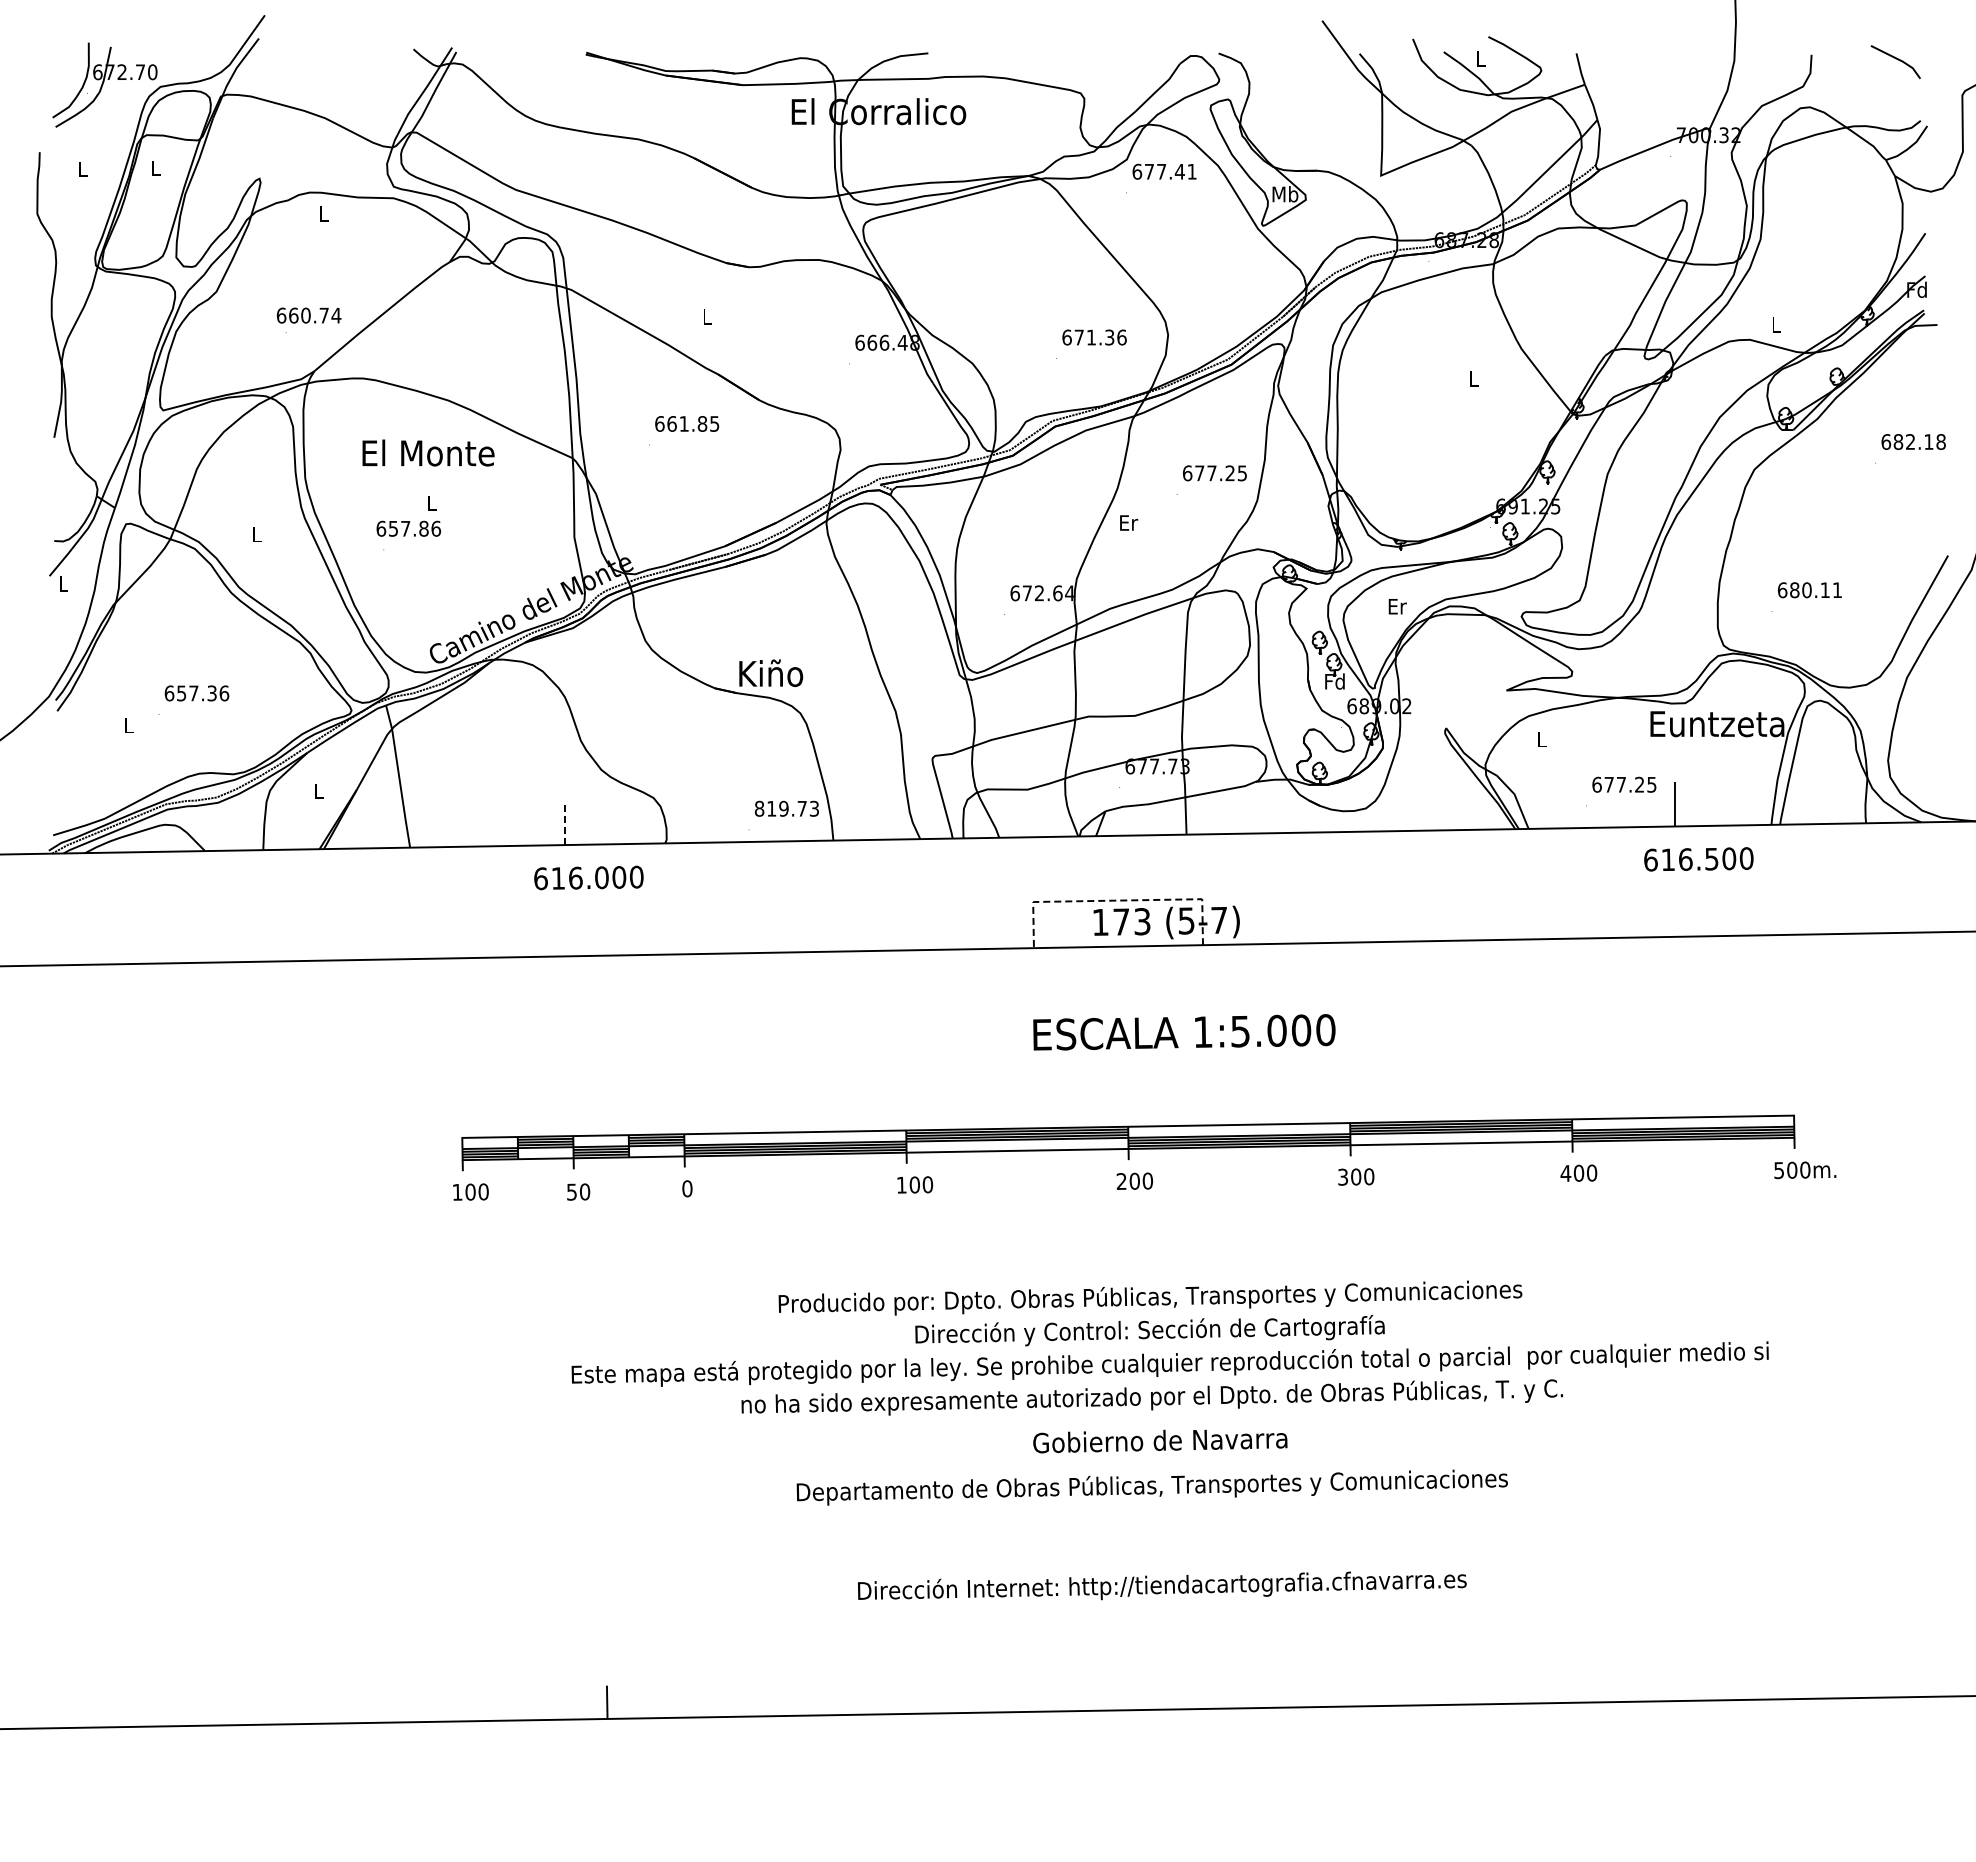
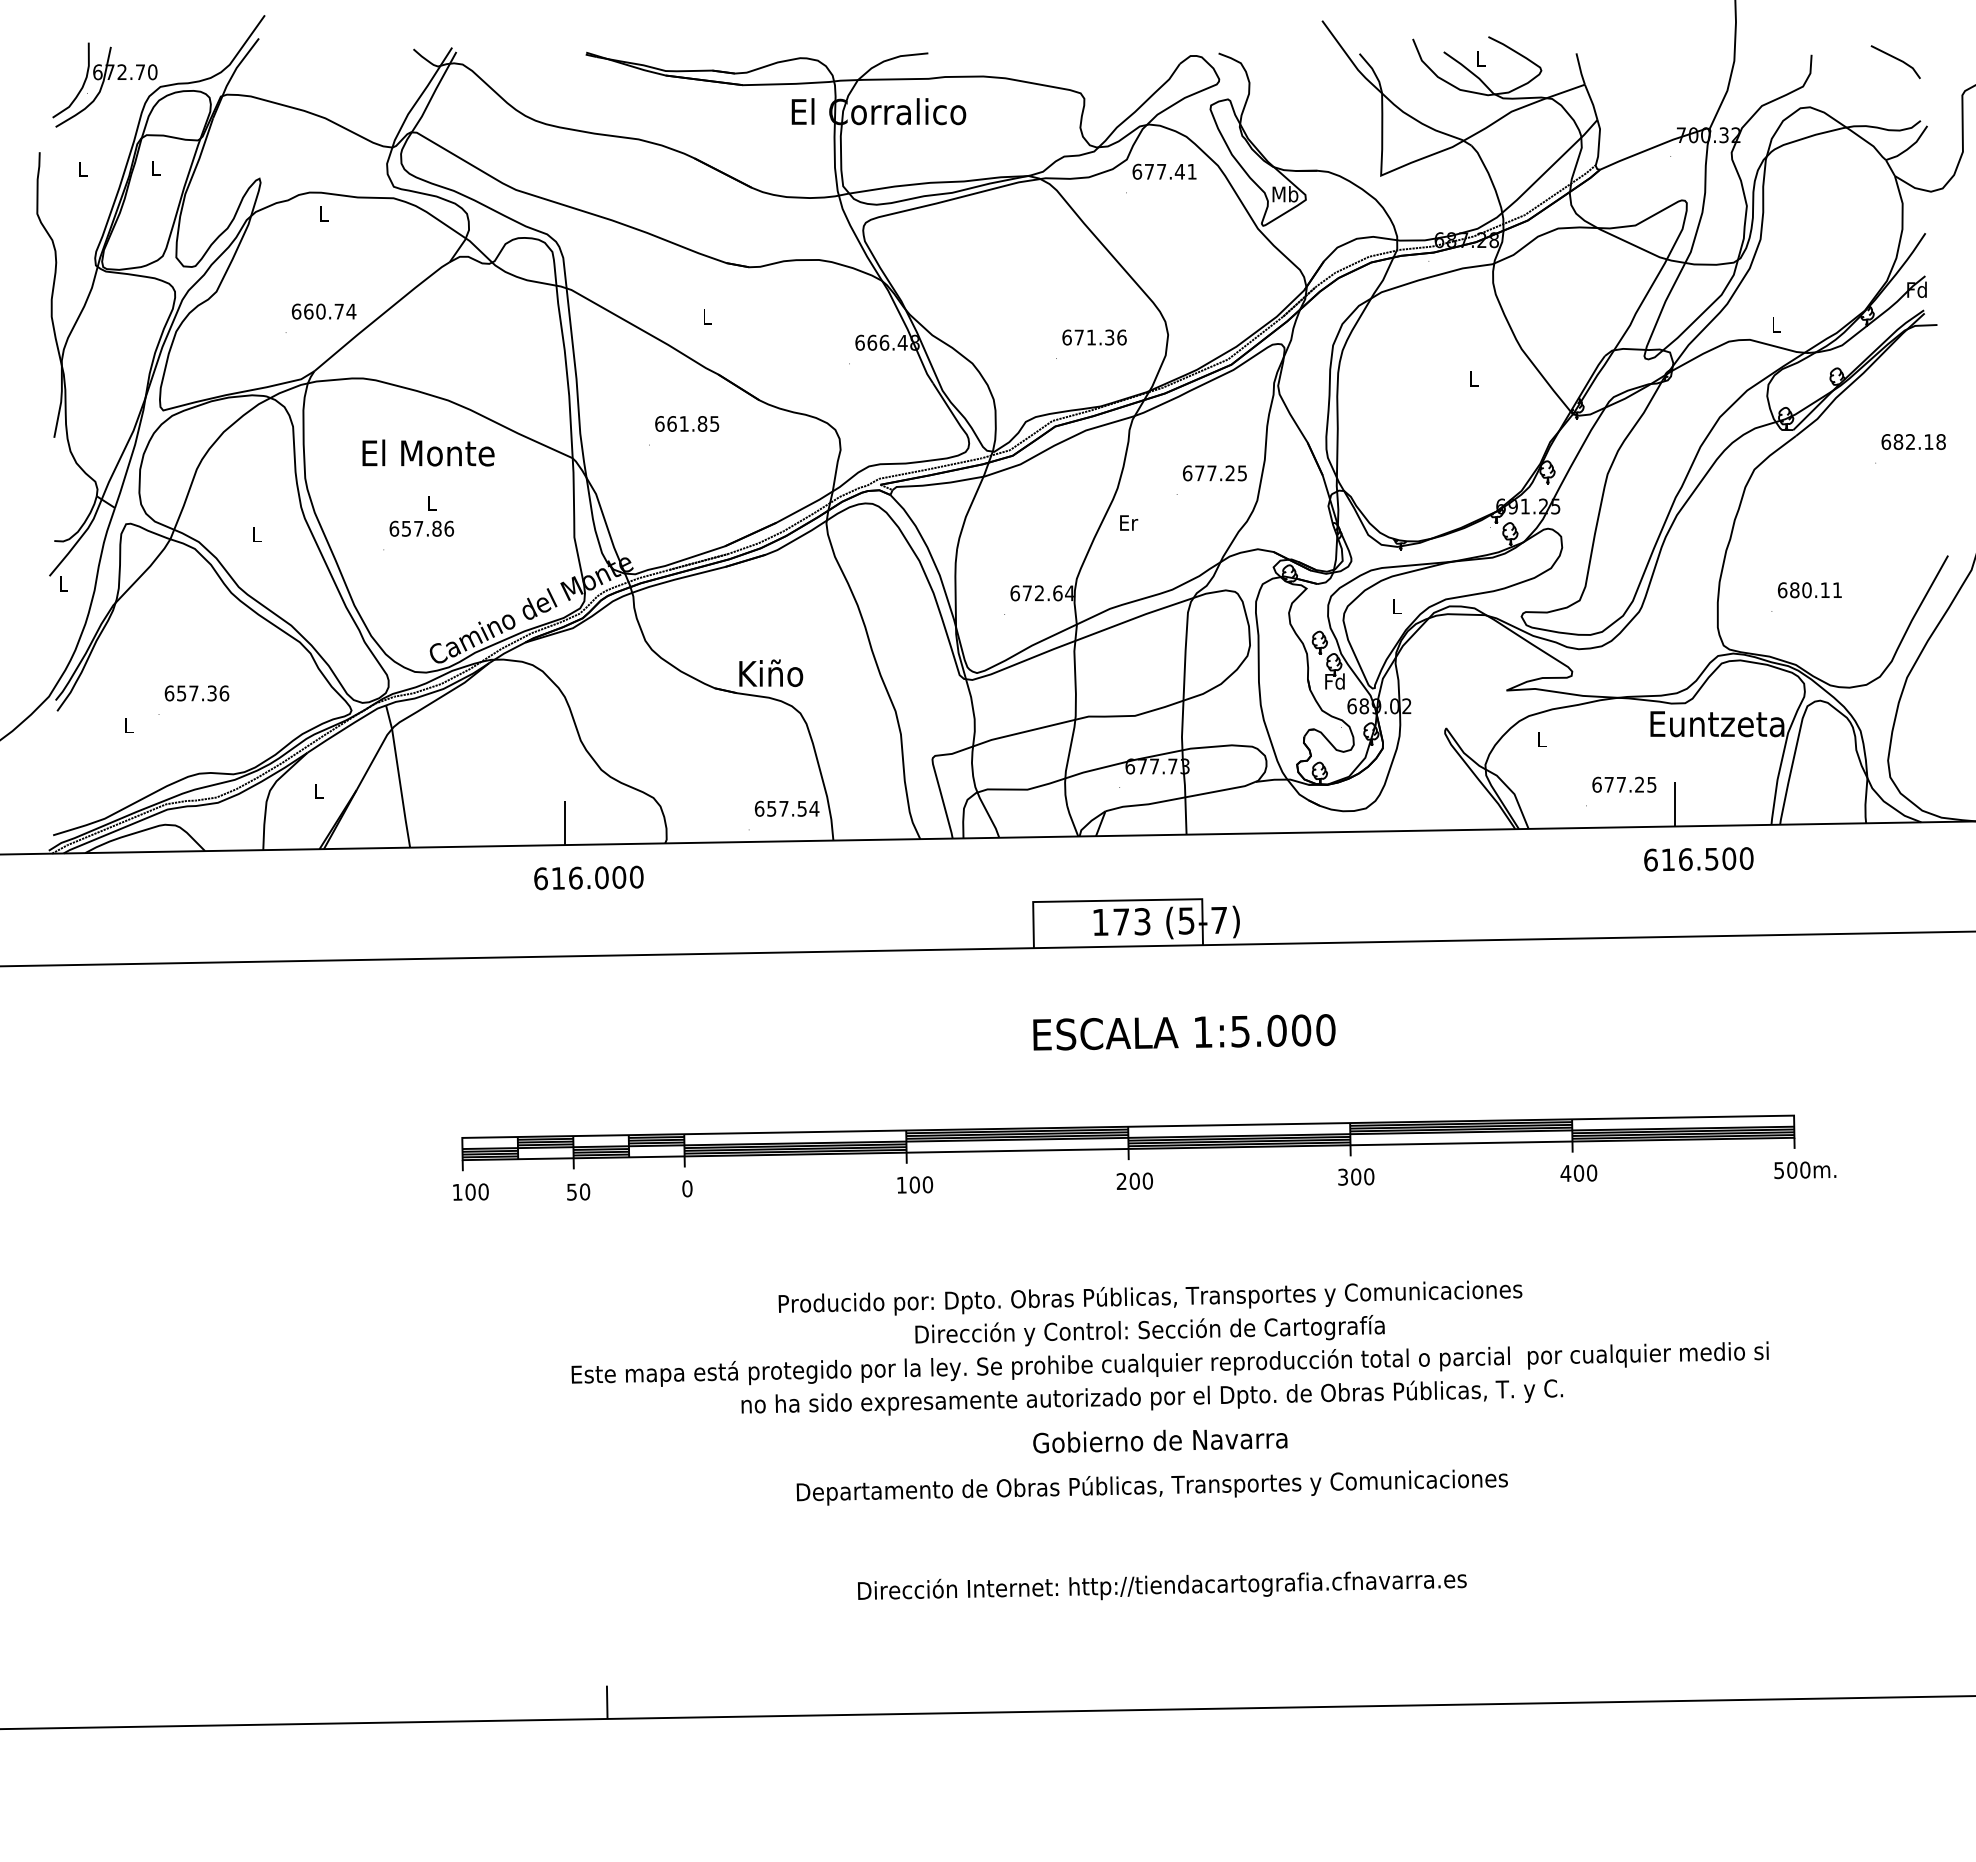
text position: (308, 315) -> (323, 311) (323, 311)
text position: (408, 528) -> (421, 528) (421, 528)
text: Er -> L (1397, 606)
text: 819.73 -> 657.54 (786, 808)
line: dashed -> solid (565, 822)
line: dashed -> solid (1117, 900)
